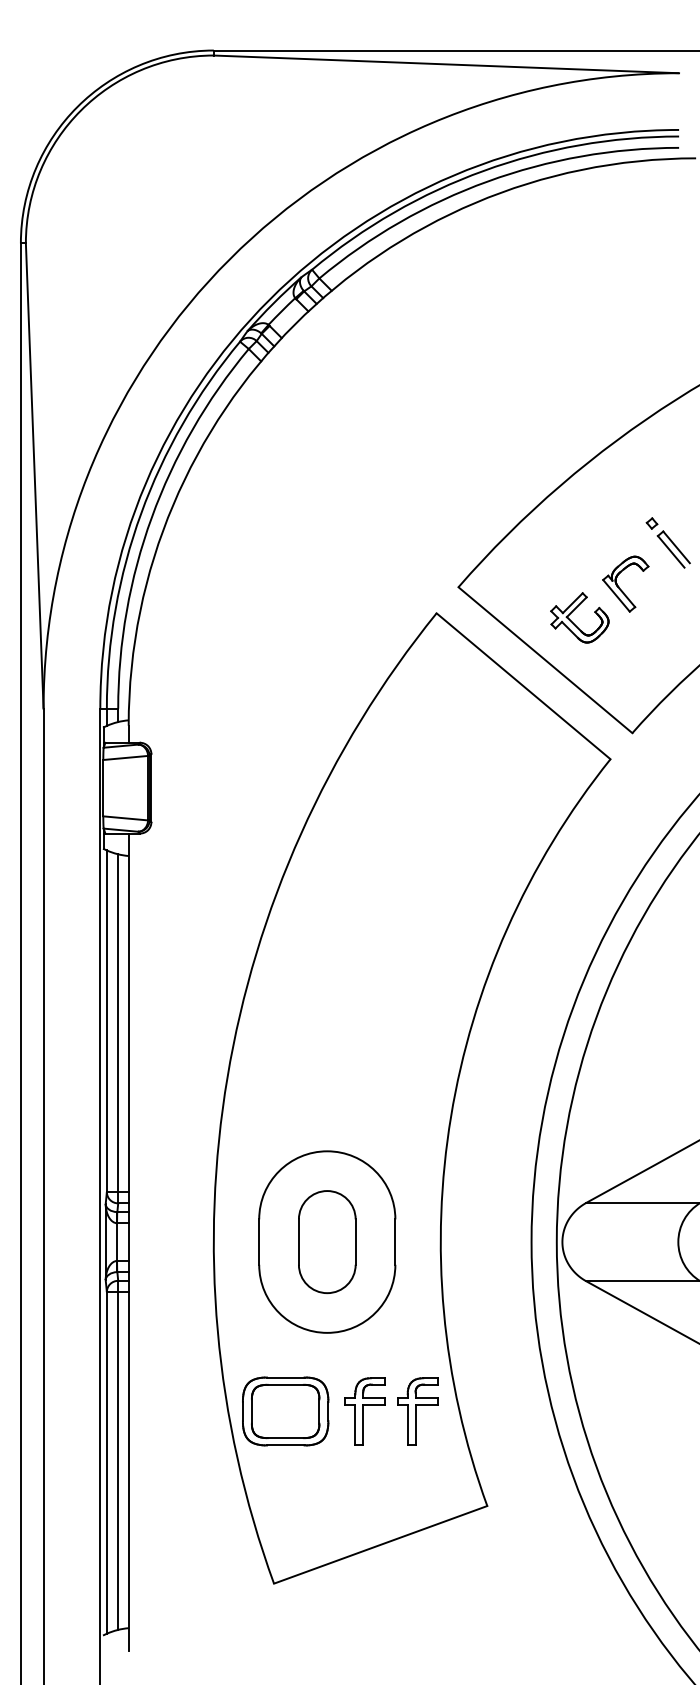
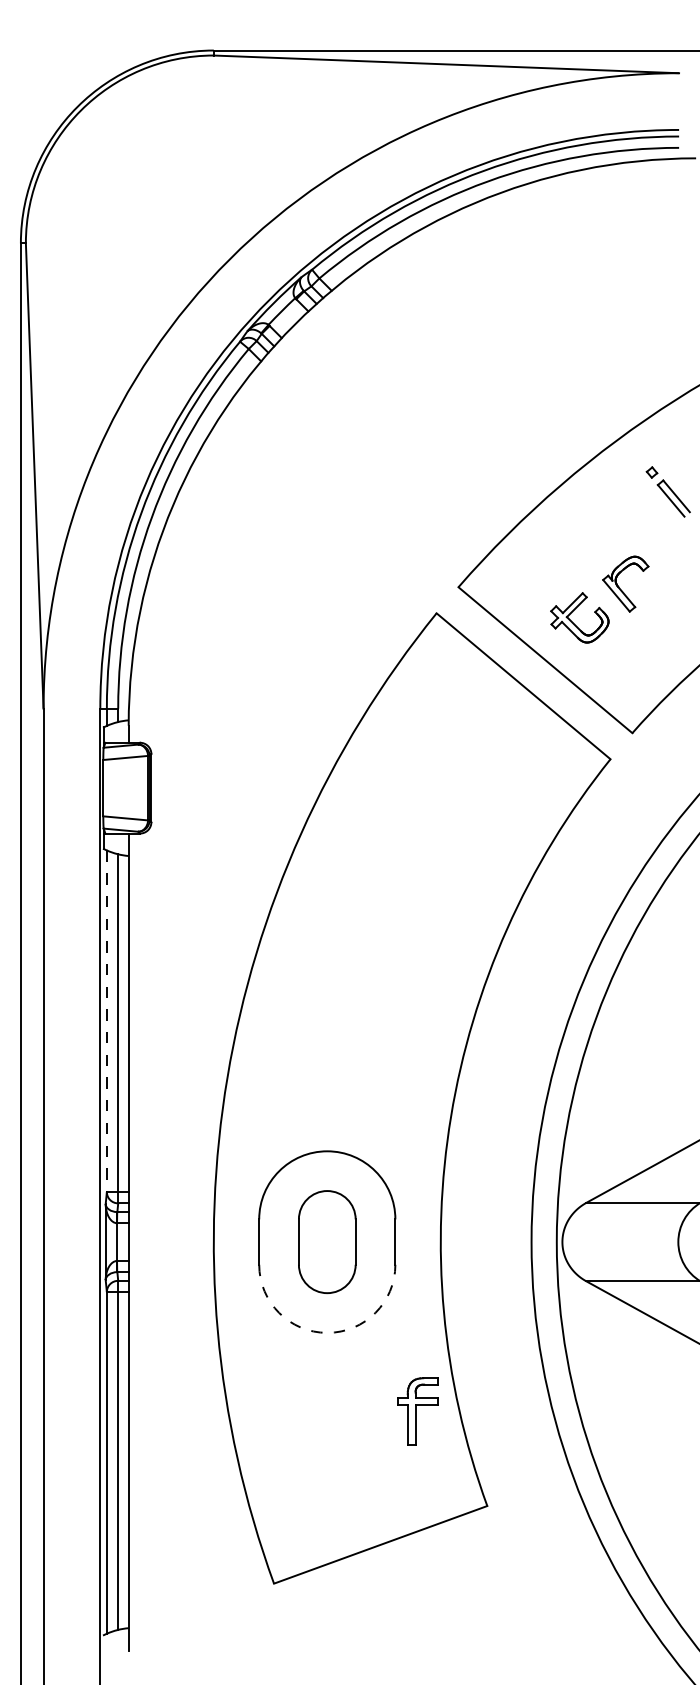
part position: (667, 542) -> (667, 491) (667, 491)
line: solid -> dashed (106, 1021)
arc: solid -> dashed (327, 1332)
part: present -> none (285, 1411)
part: present -> none (364, 1411)
